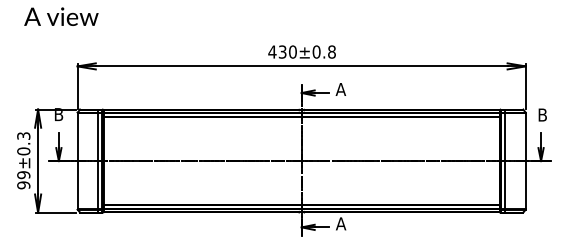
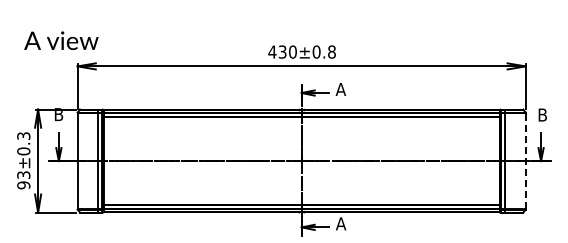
text position: (61, 16) -> (61, 40) (61, 40)
line: solid -> dashed (525, 160)
text: 99±0.3 -> 93±0.3 (23, 175)
